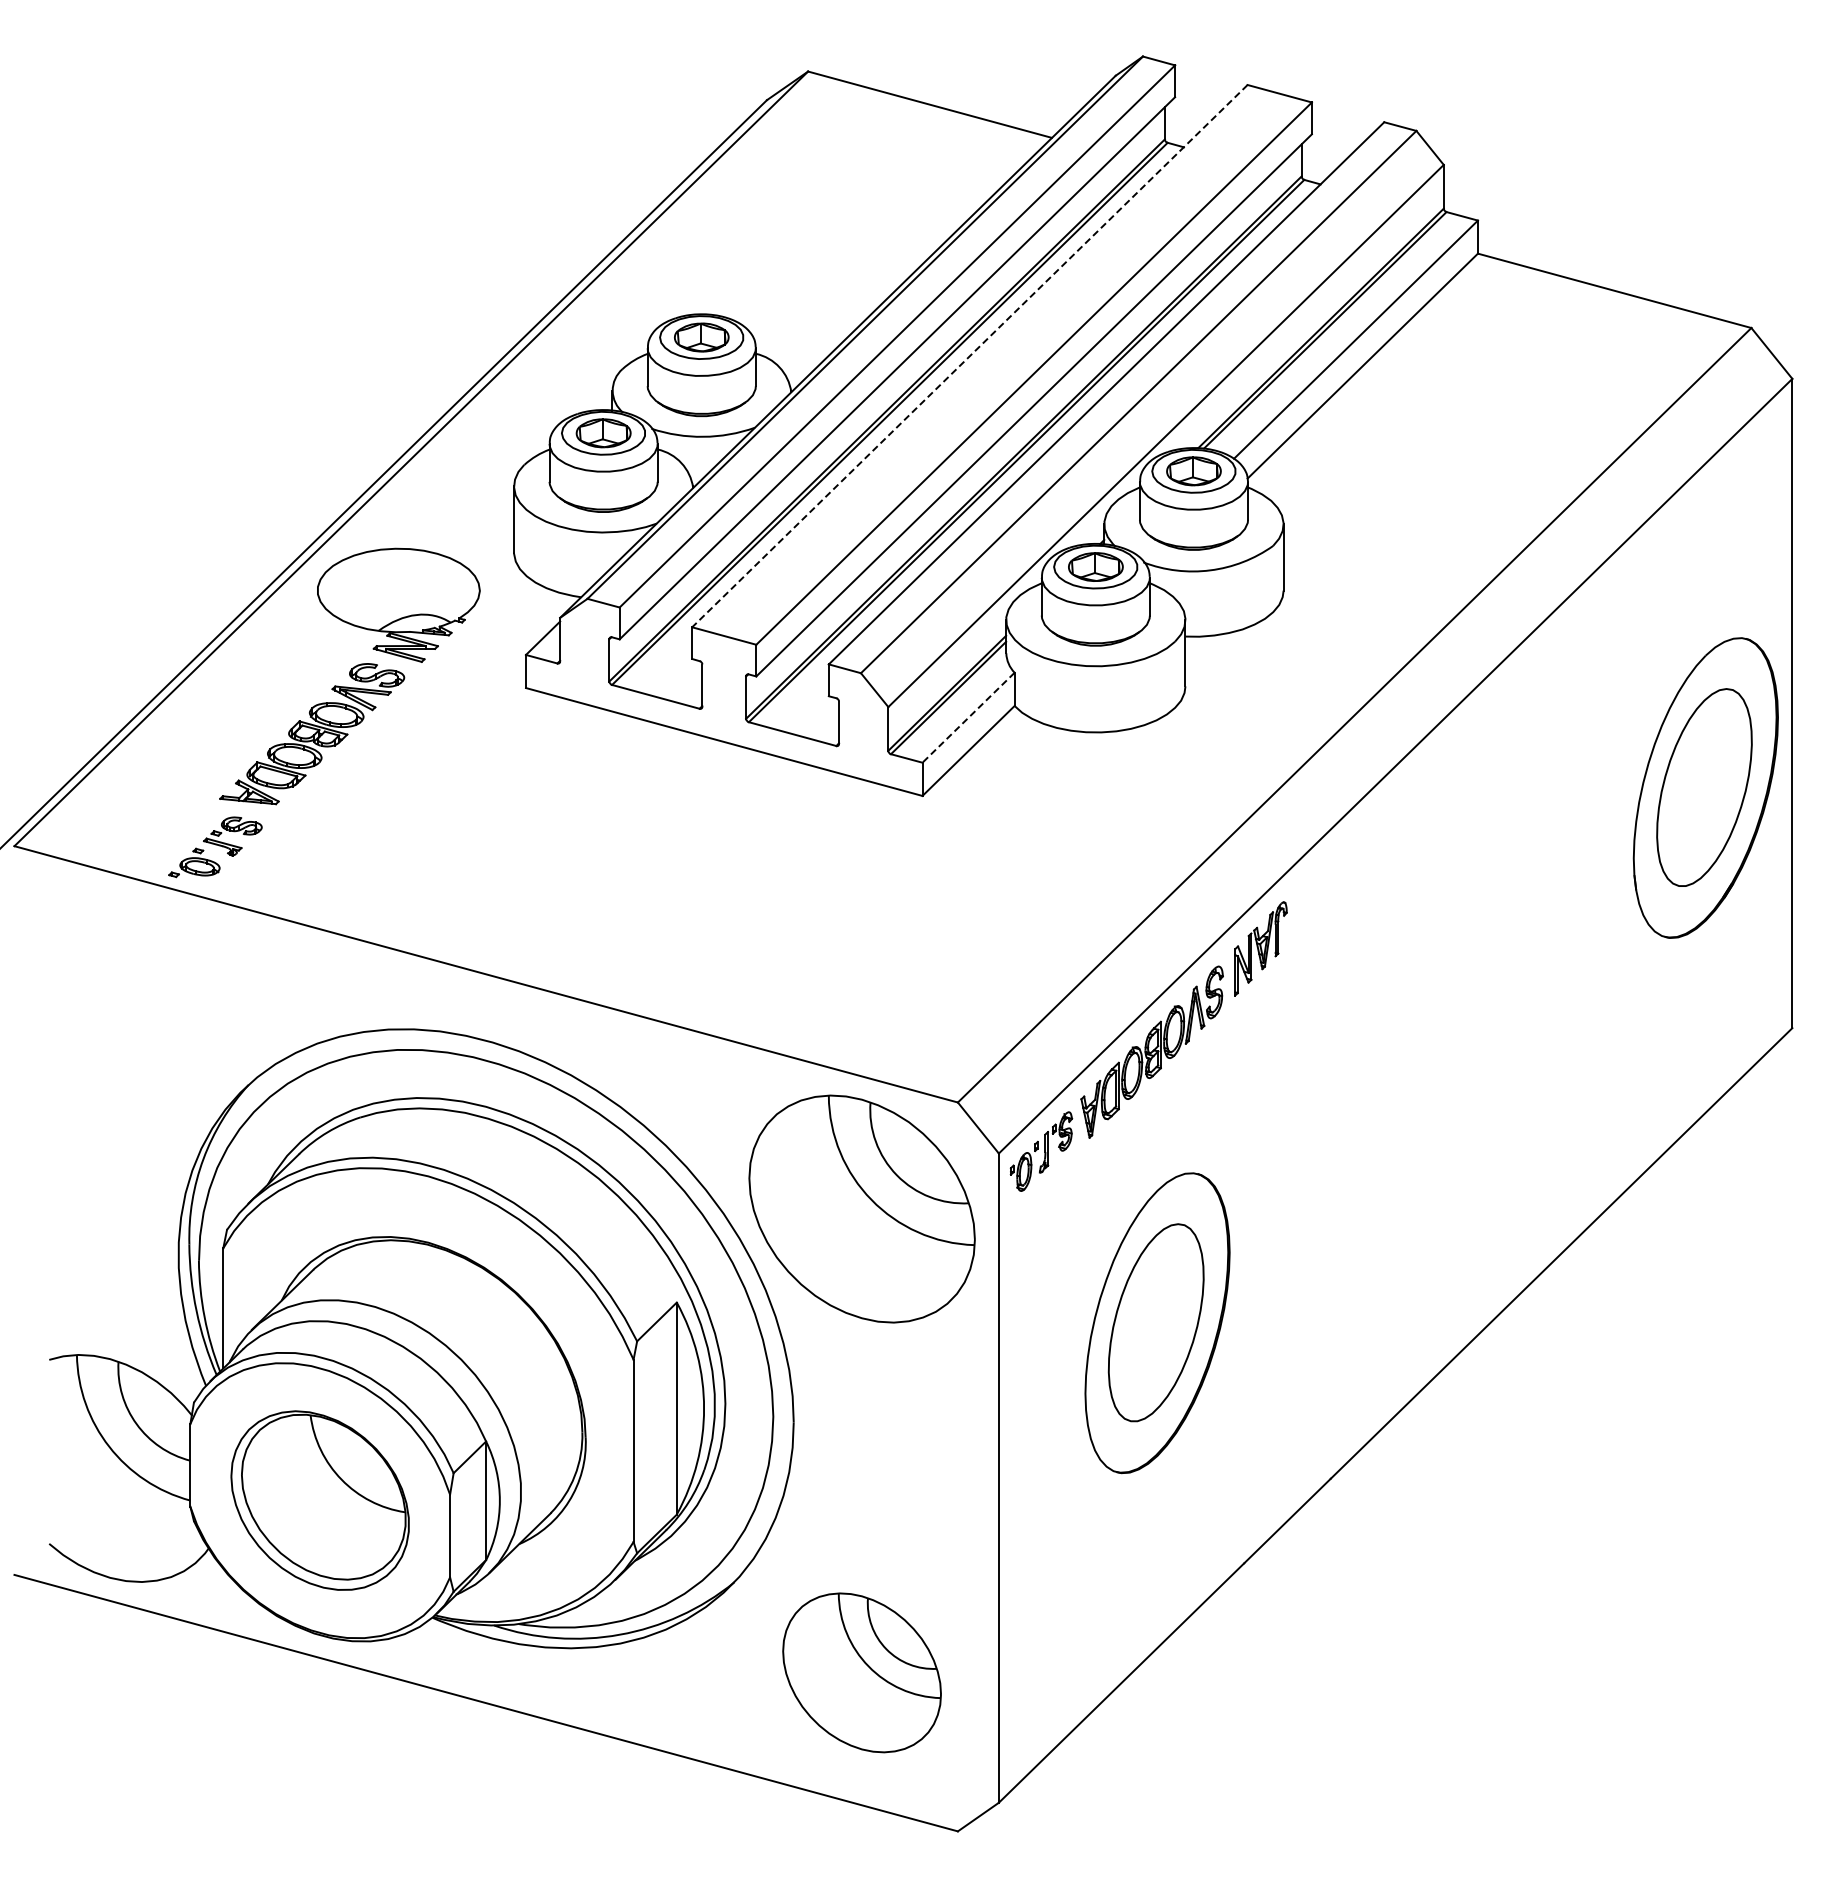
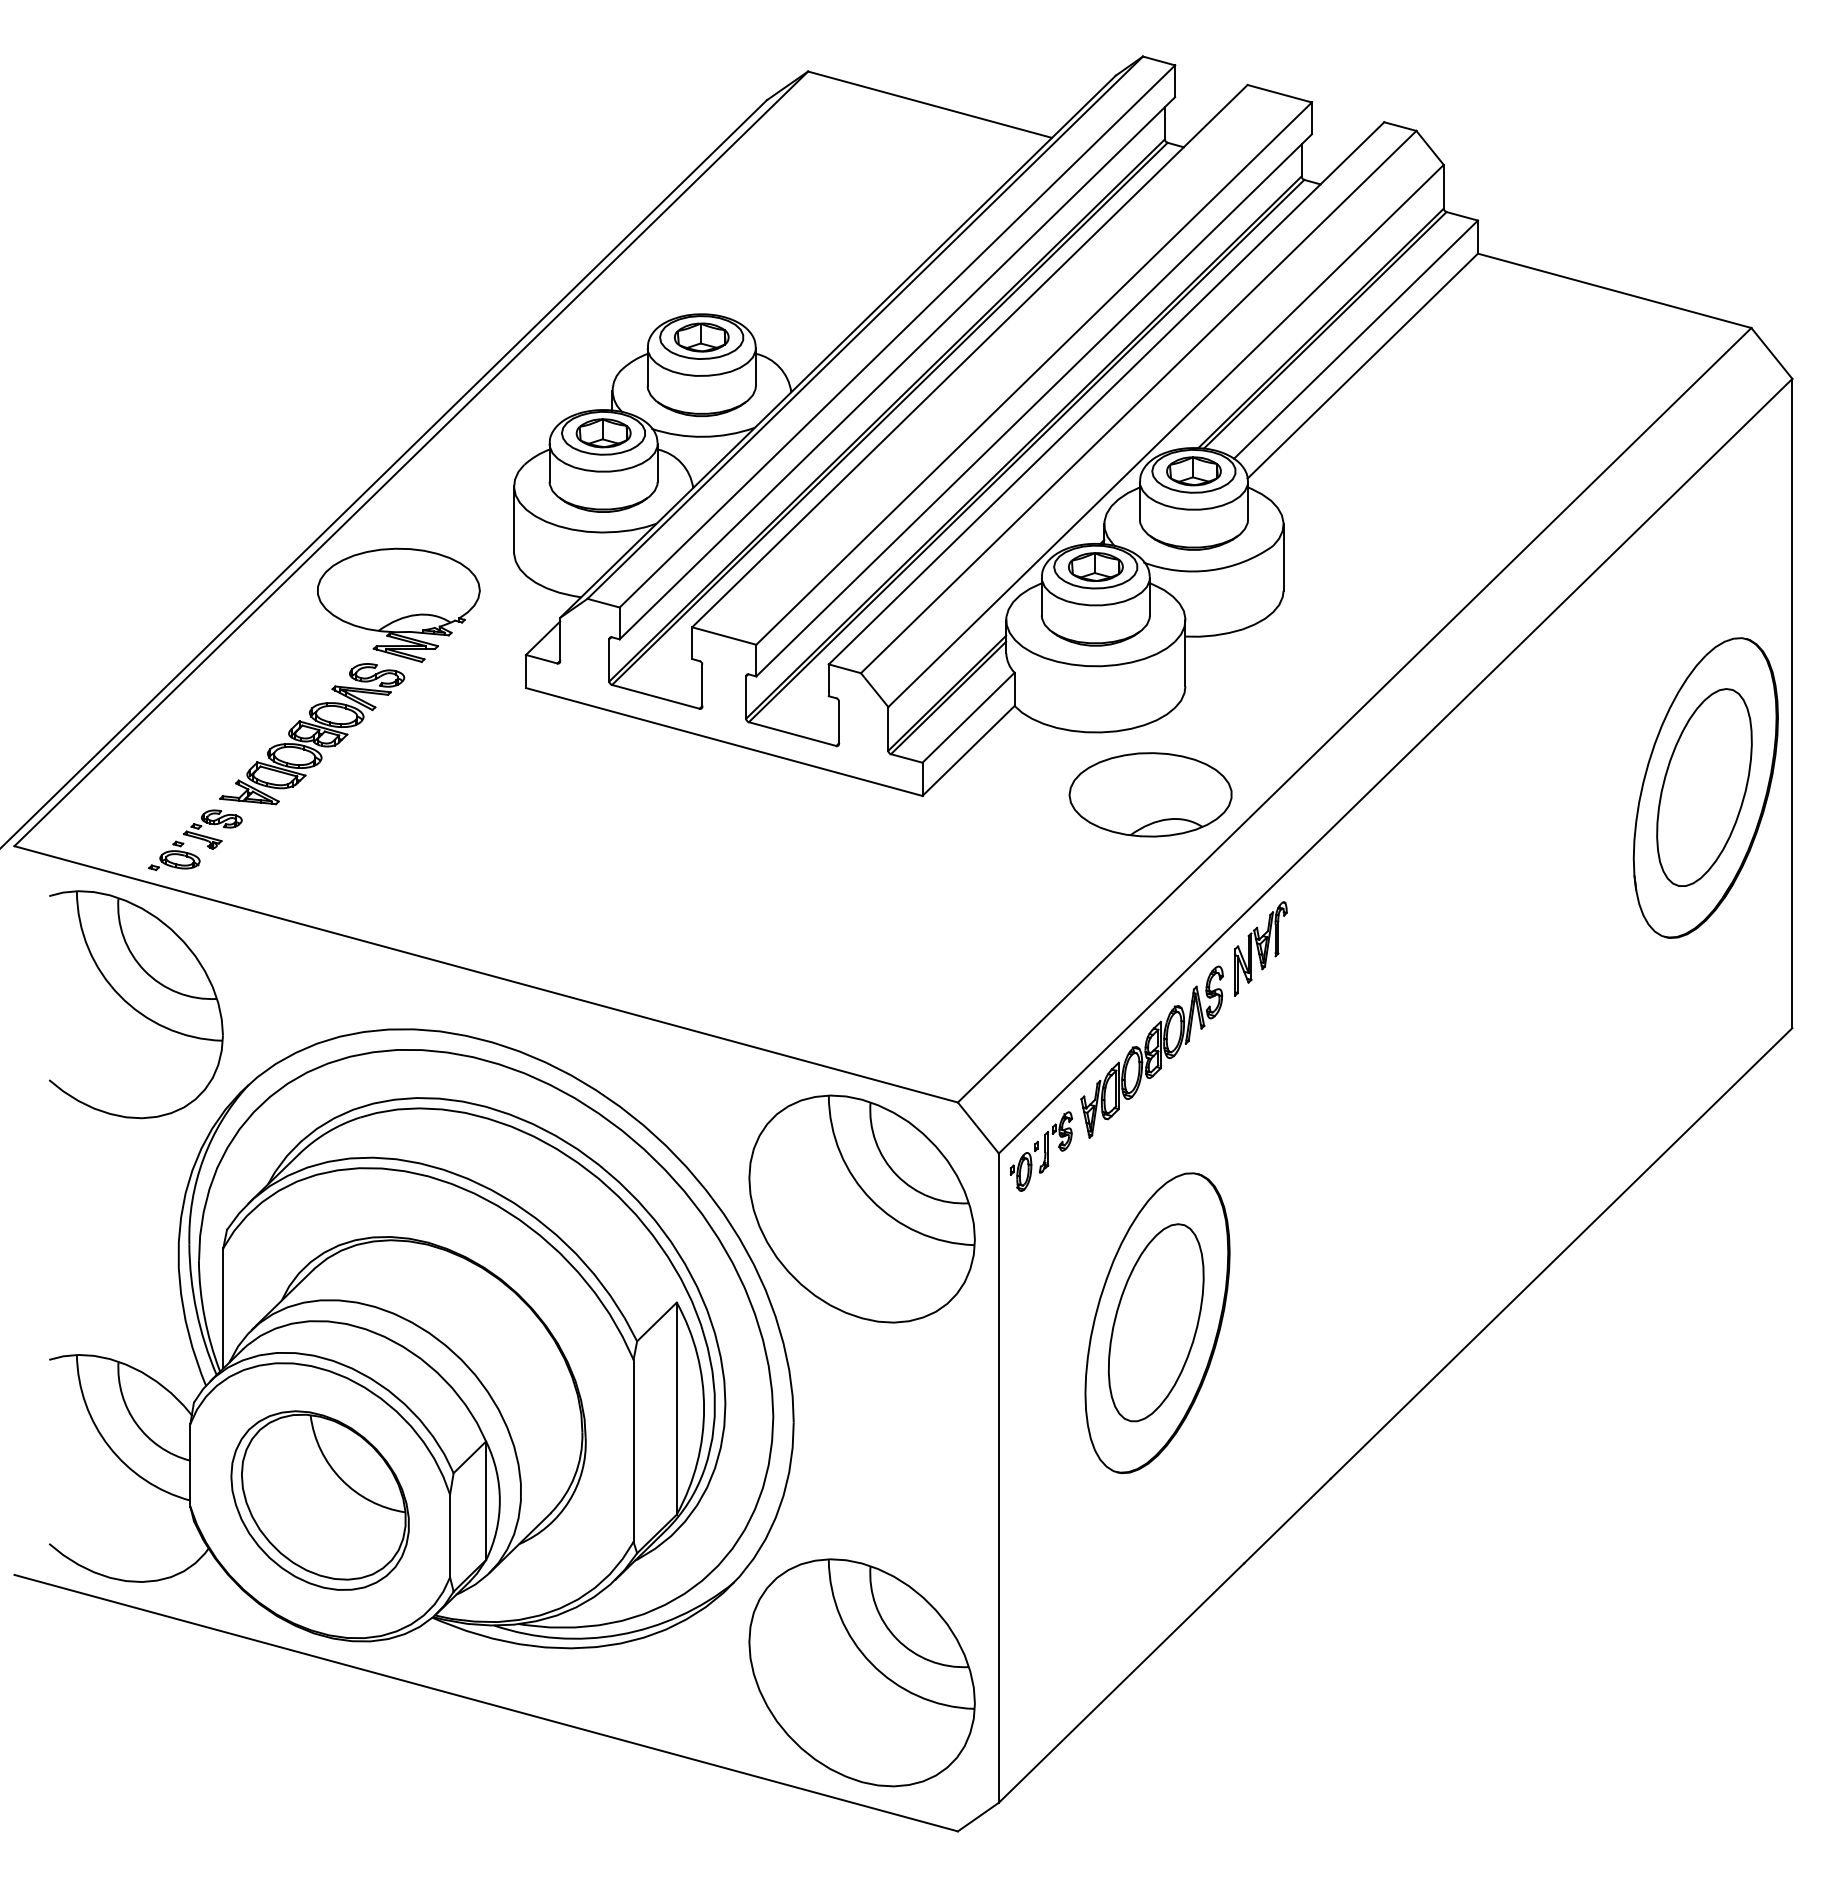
line: dashed -> solid (969, 356)
line: dashed -> solid (968, 718)
part: none -> present (1150, 794)
part position: (215, 847) -> (195, 840) (195, 840)
part: none -> present (136, 1004)
part size: 160x162 px -> 228x230 px (861, 1672)
